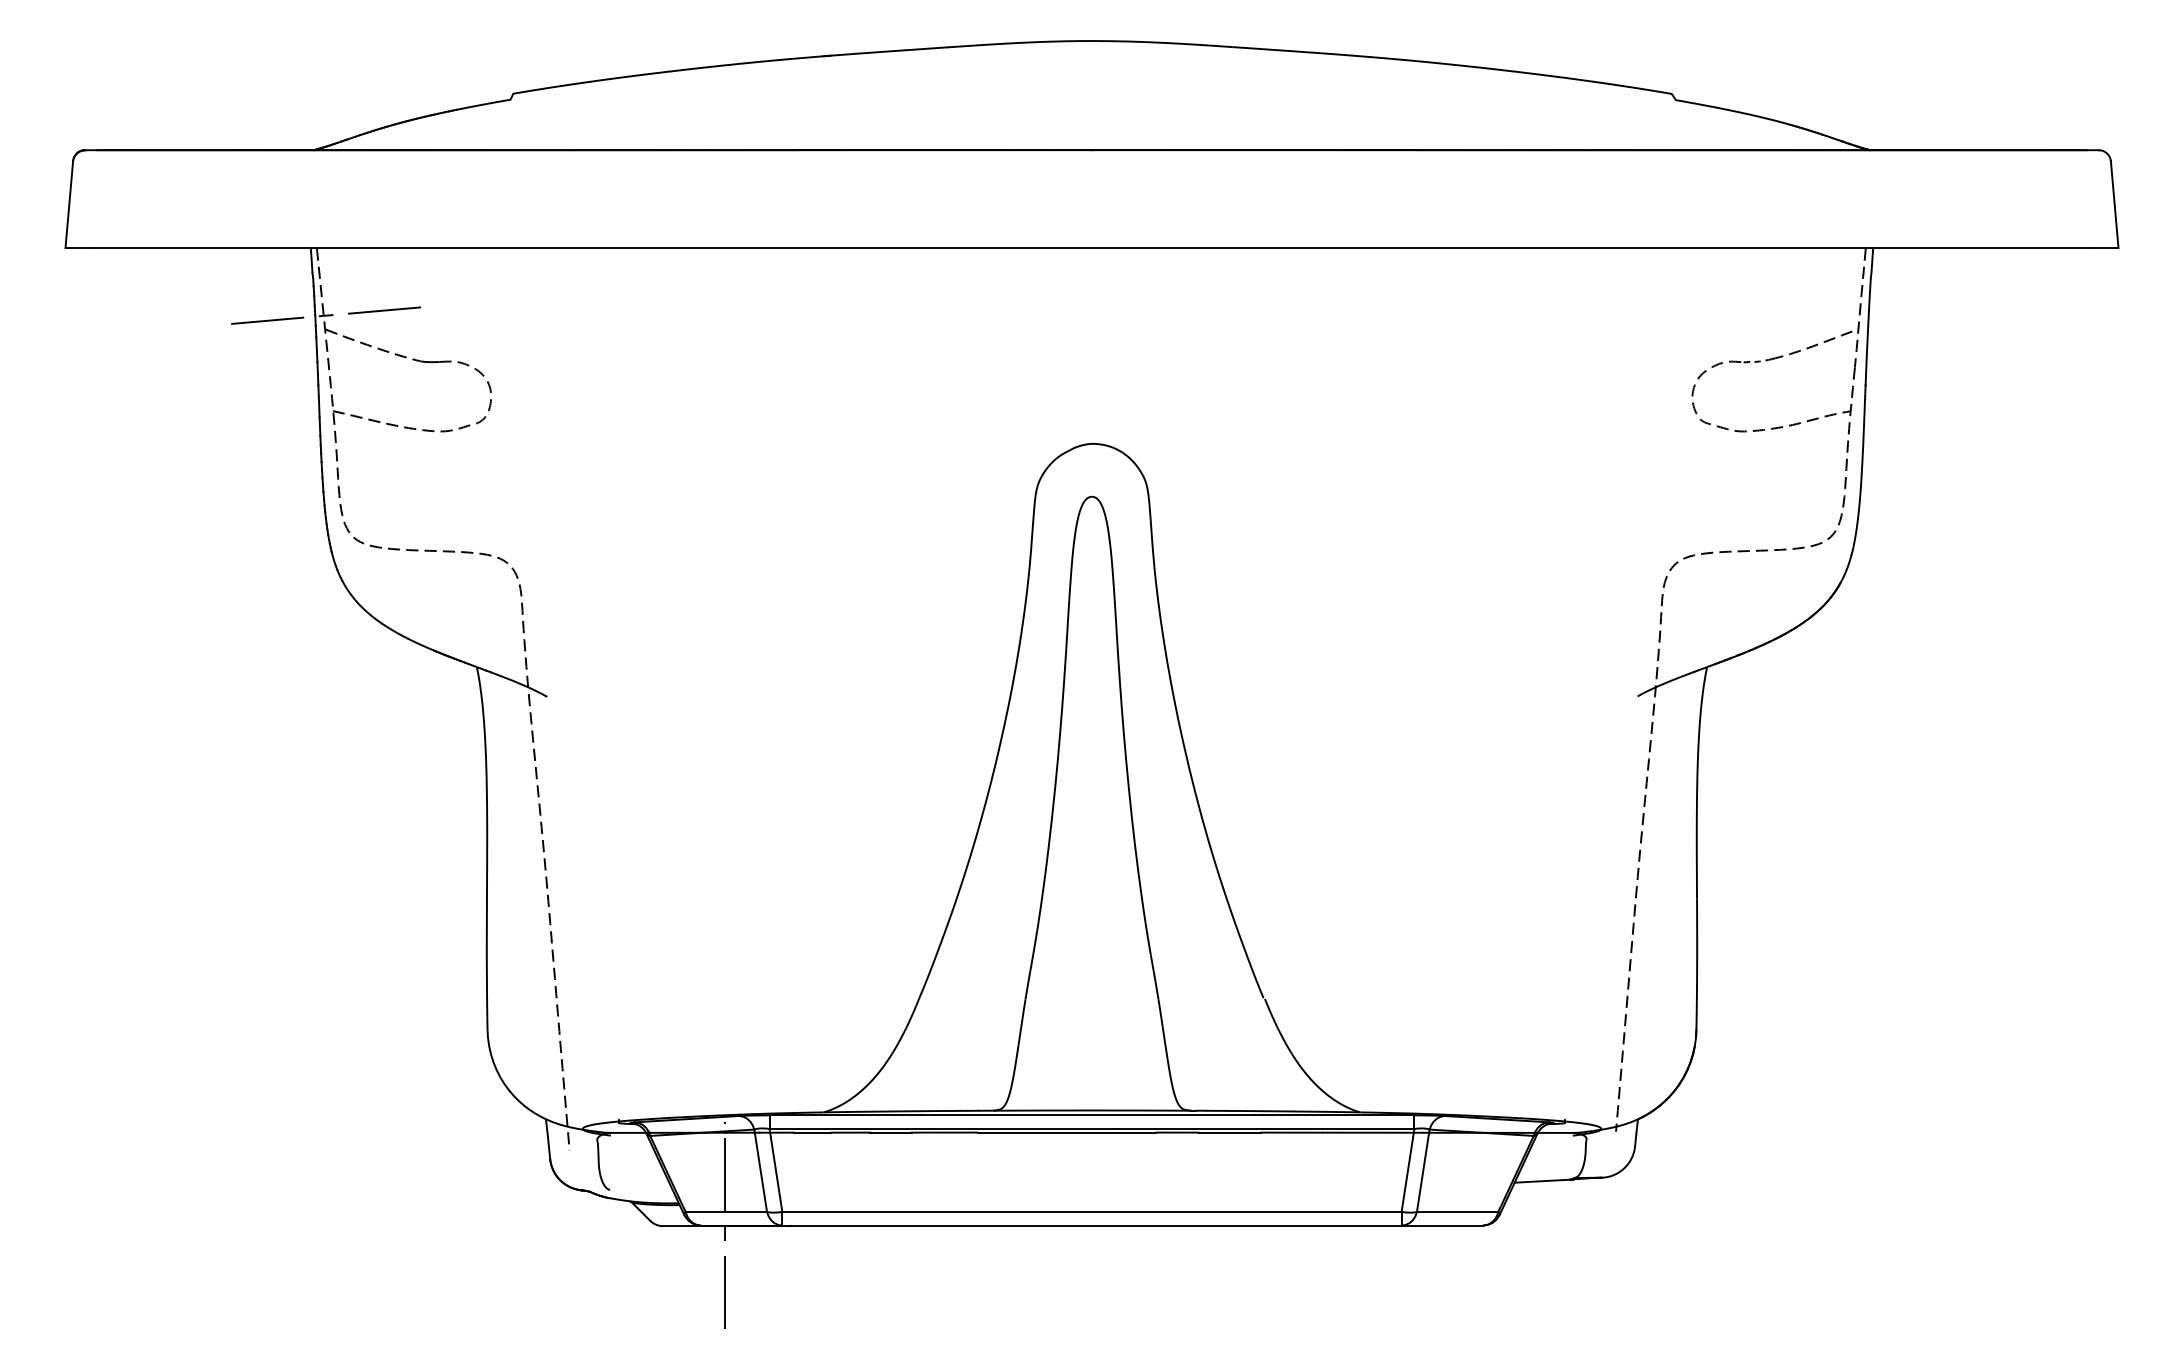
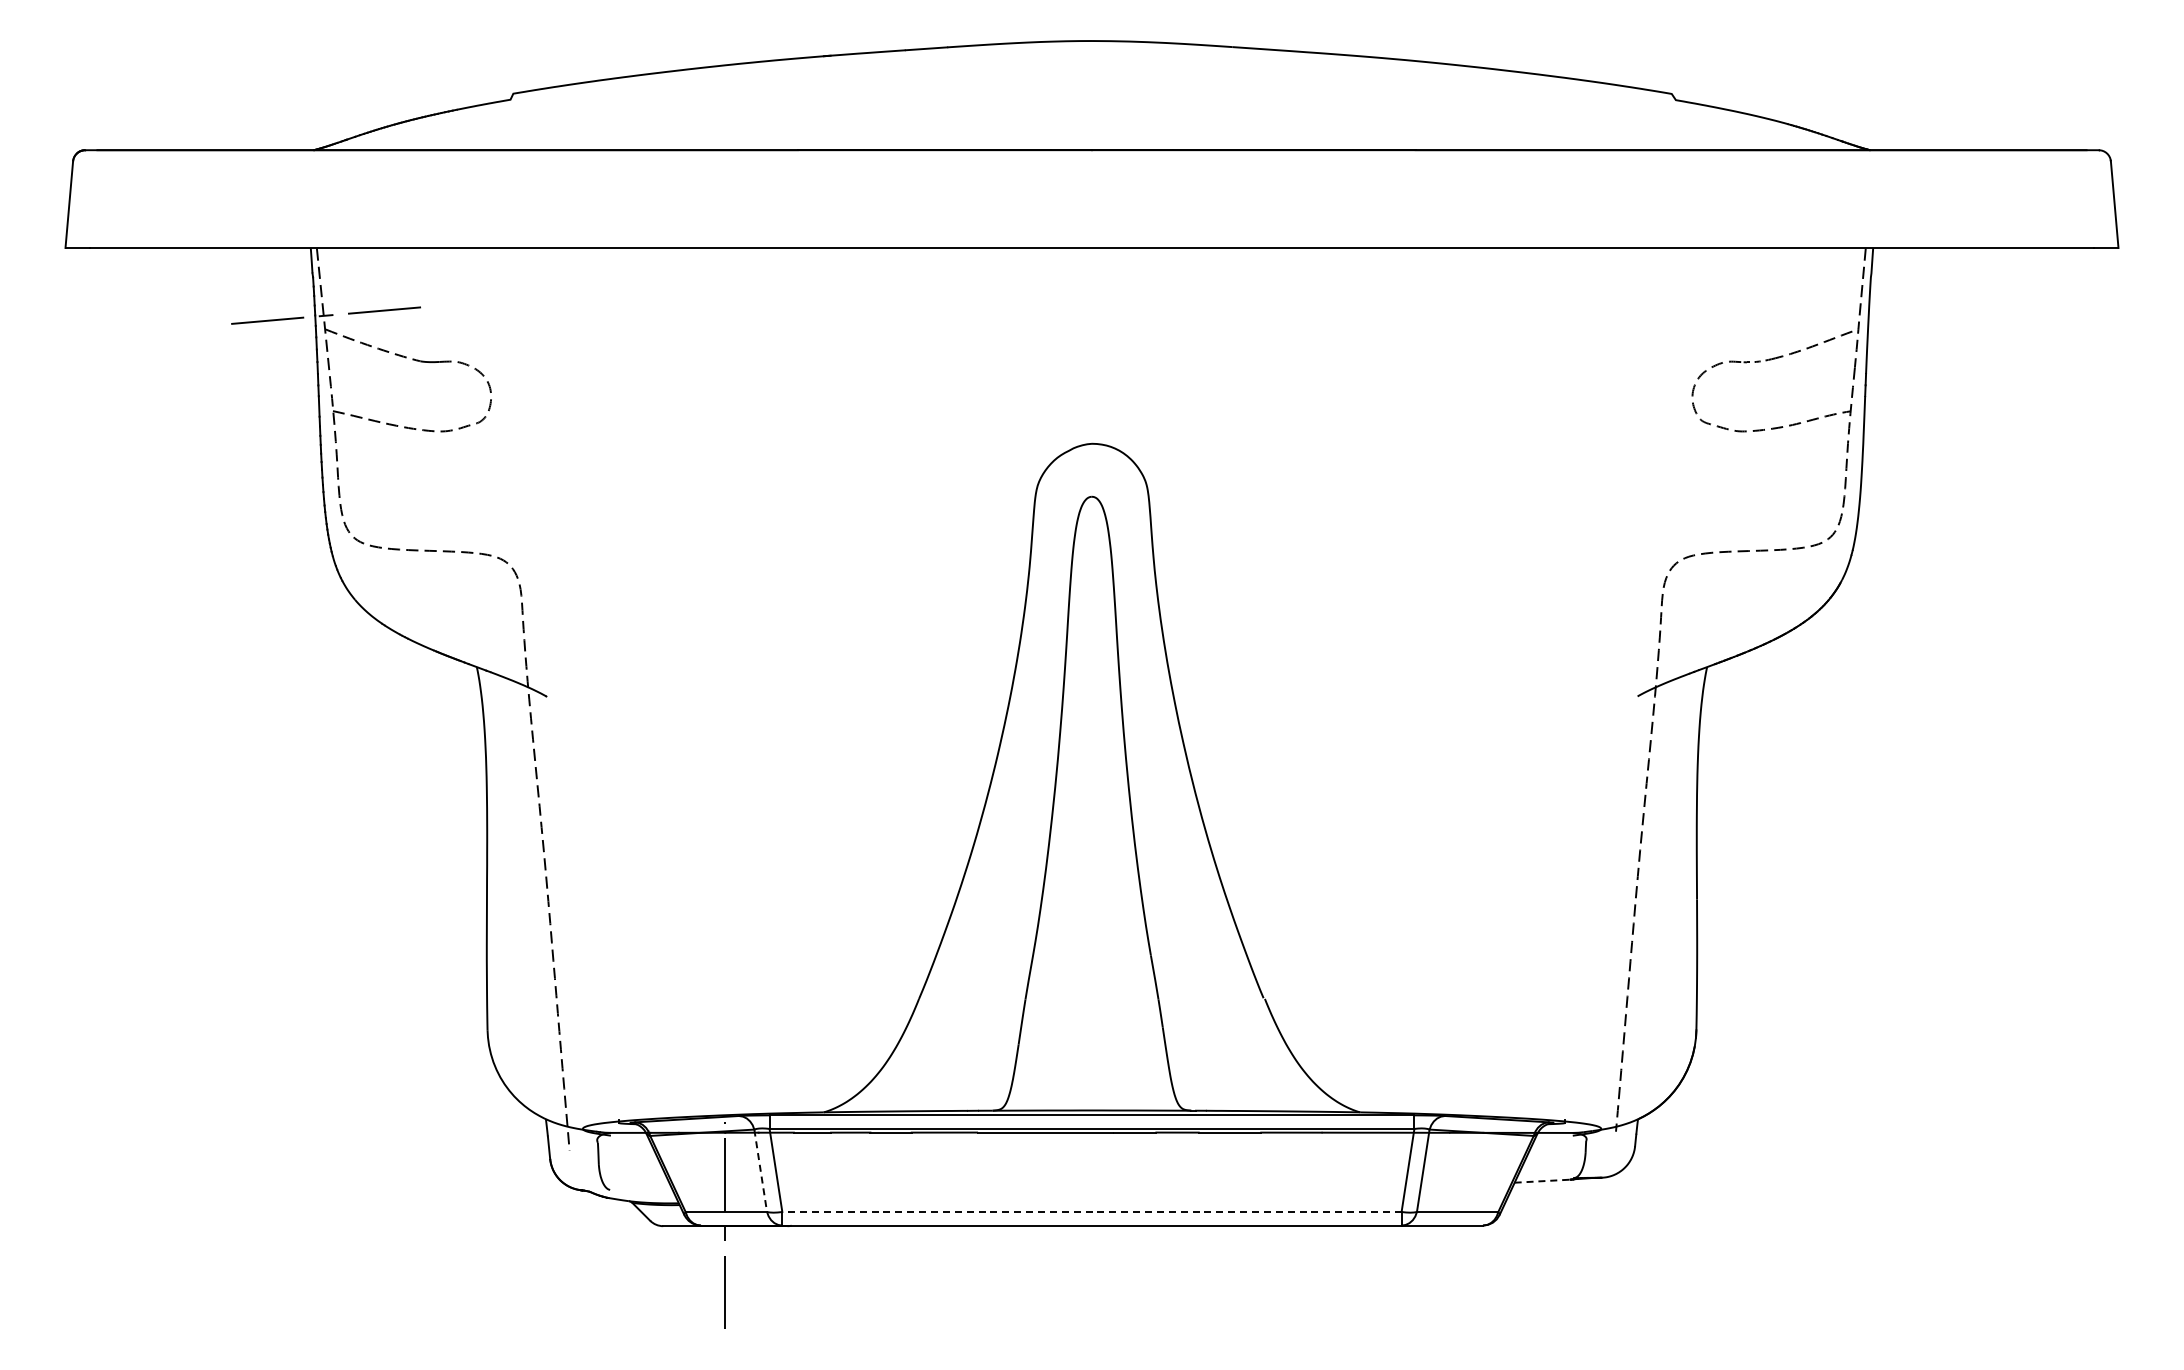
line: solid -> dashed (760, 1170)
line: solid -> dashed (1542, 1181)
line: solid -> dashed (1091, 1212)
